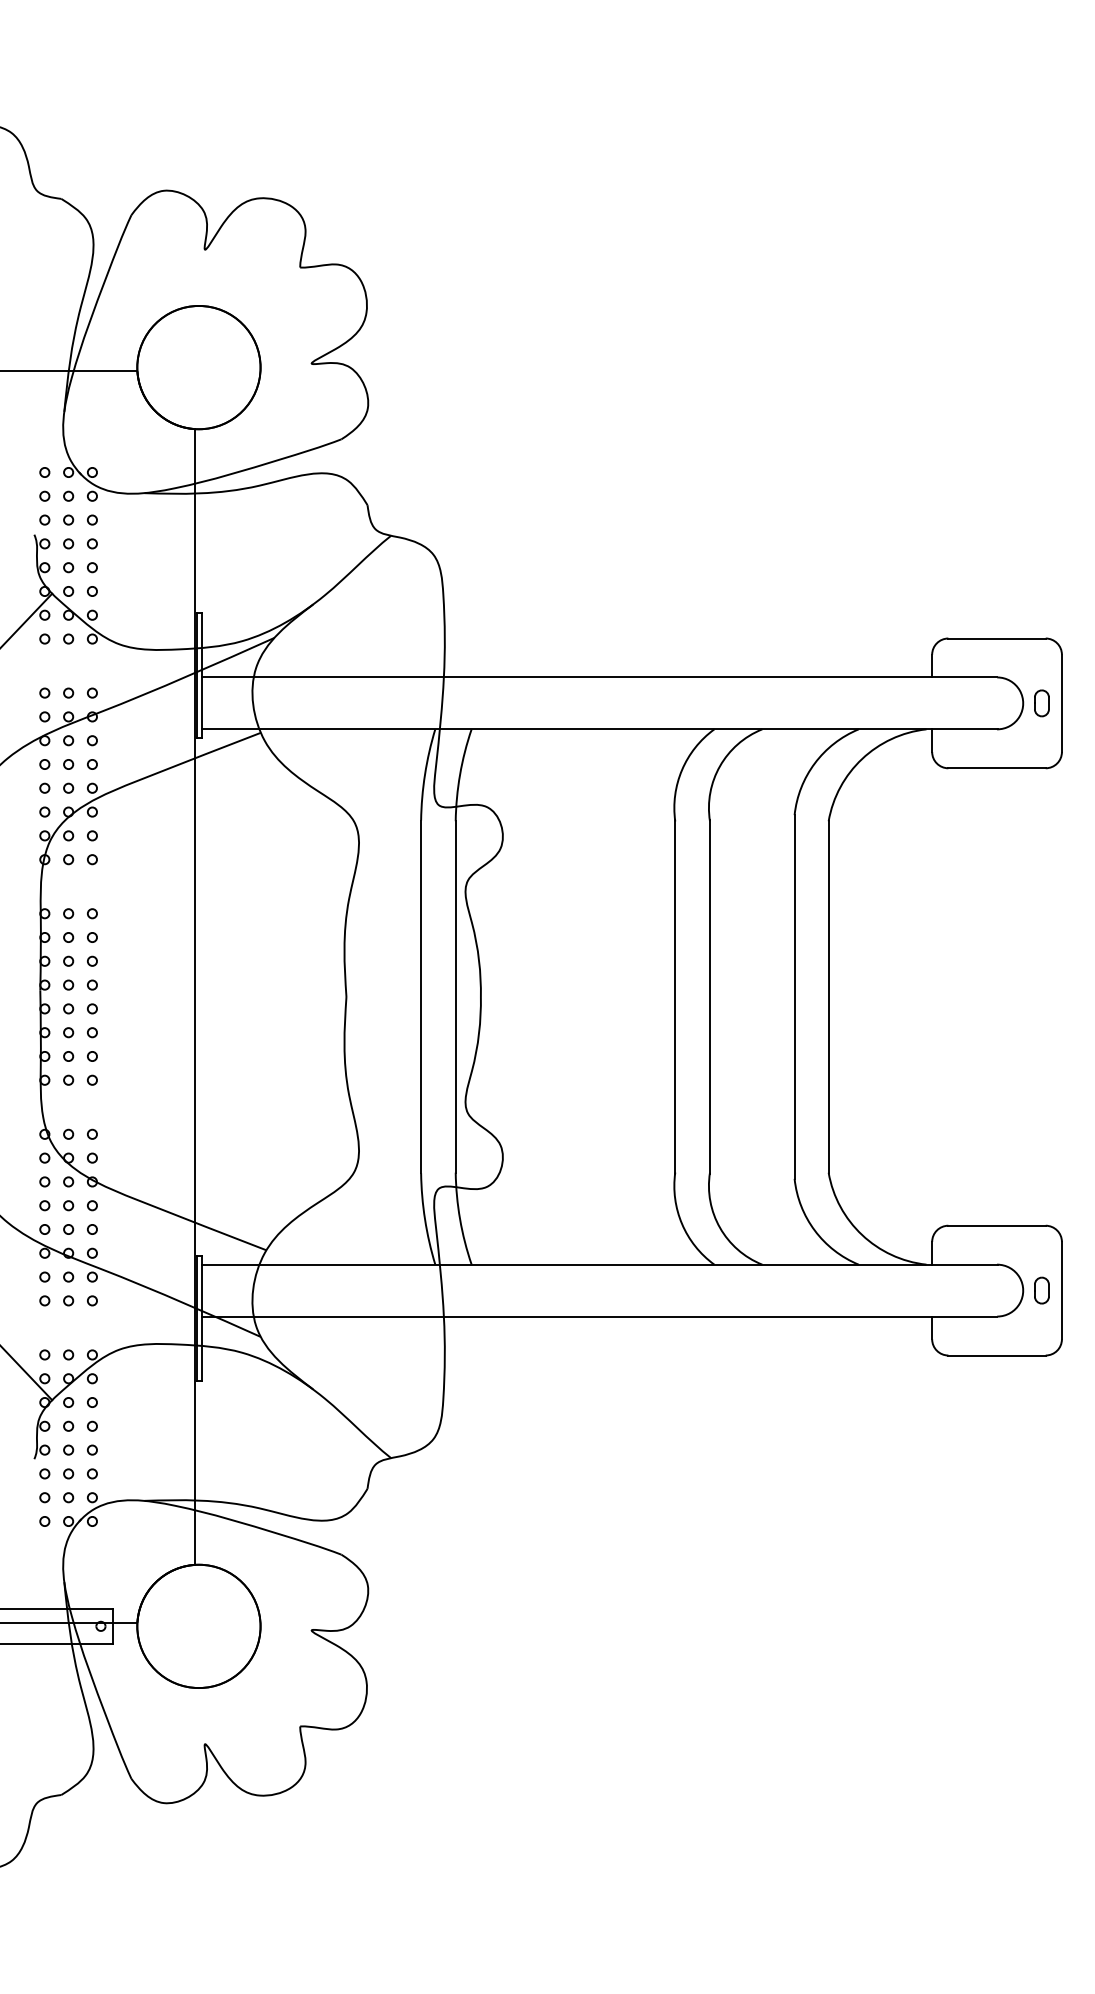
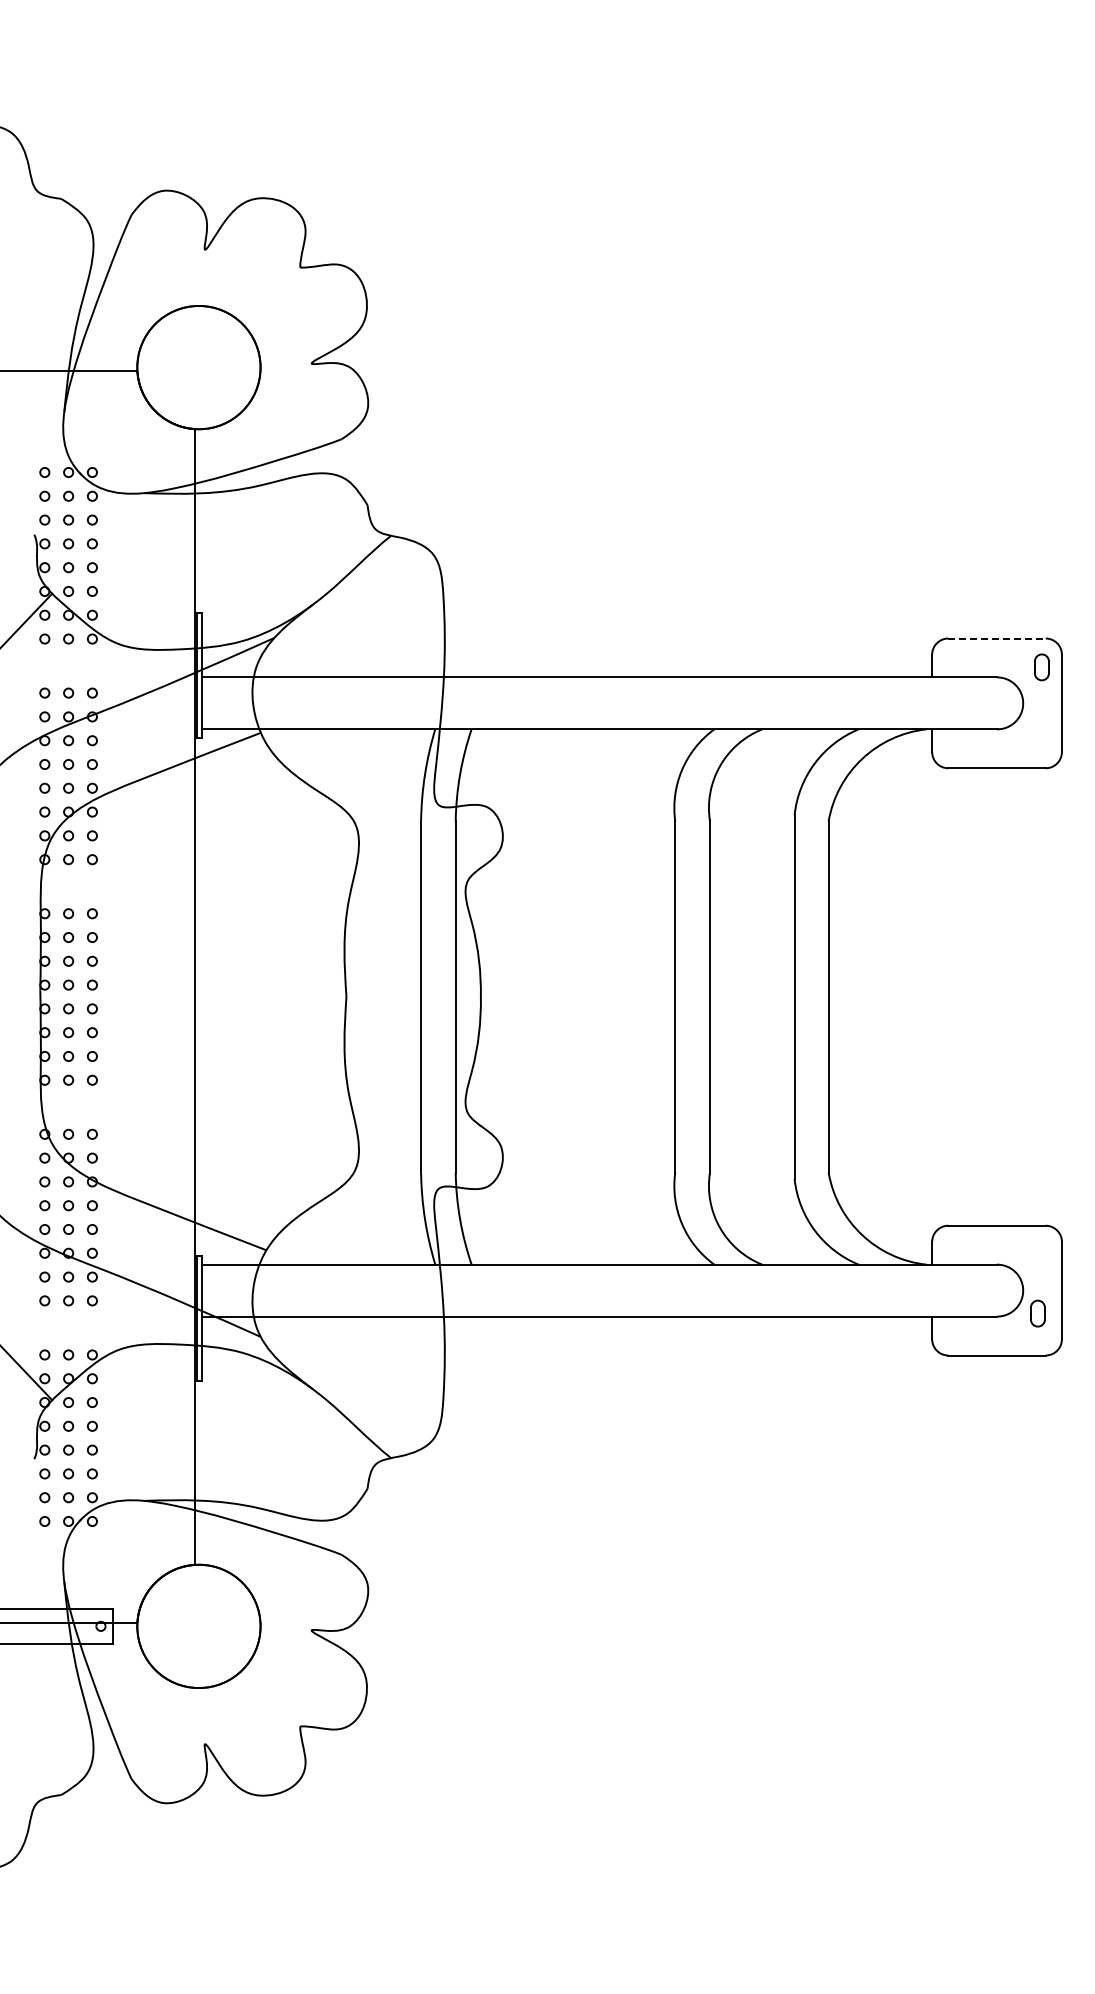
line: solid -> dashed (997, 638)
part position: (1041, 703) -> (1041, 667) (1041, 667)
part position: (1041, 1290) -> (1037, 1313) (1037, 1313)
